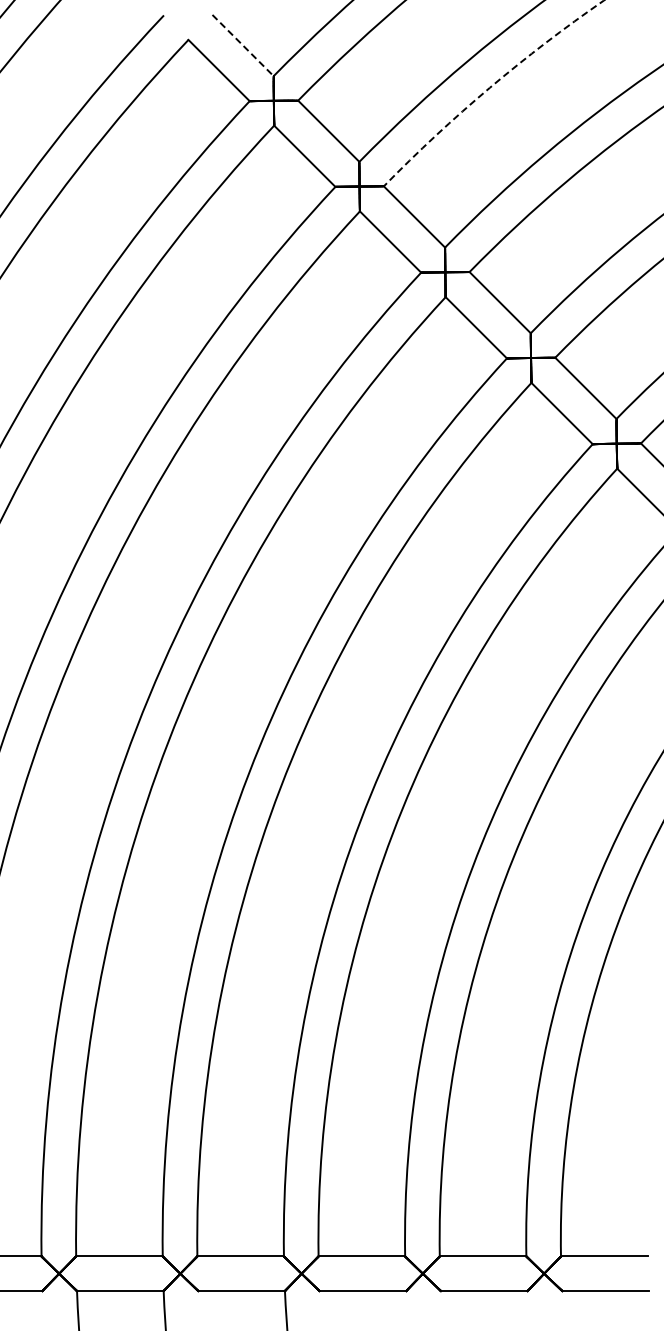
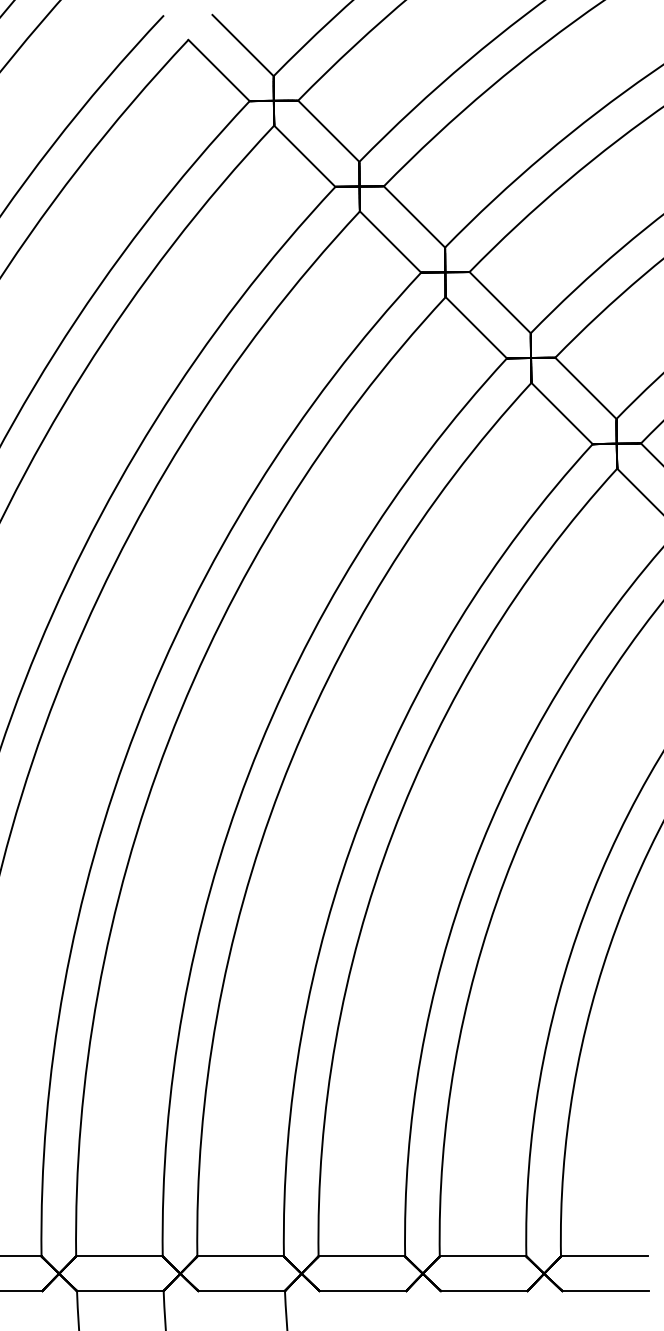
line: dashed -> solid (243, 45)
arc: dashed -> solid (489, 87)
